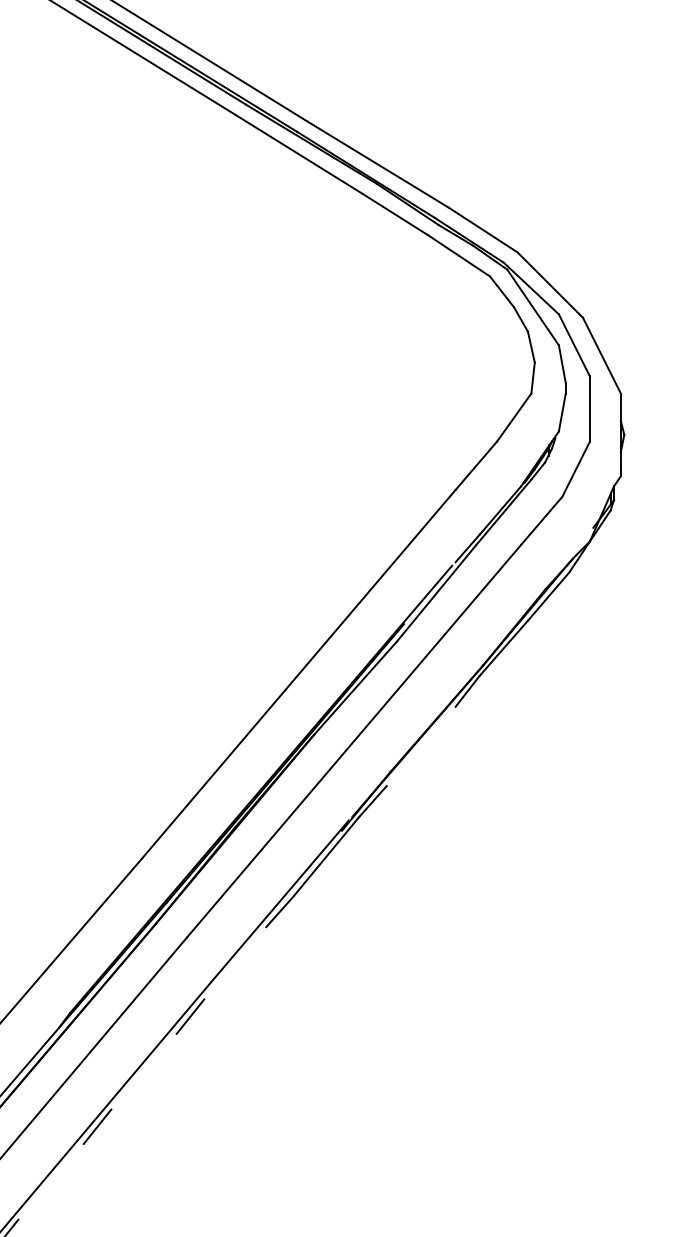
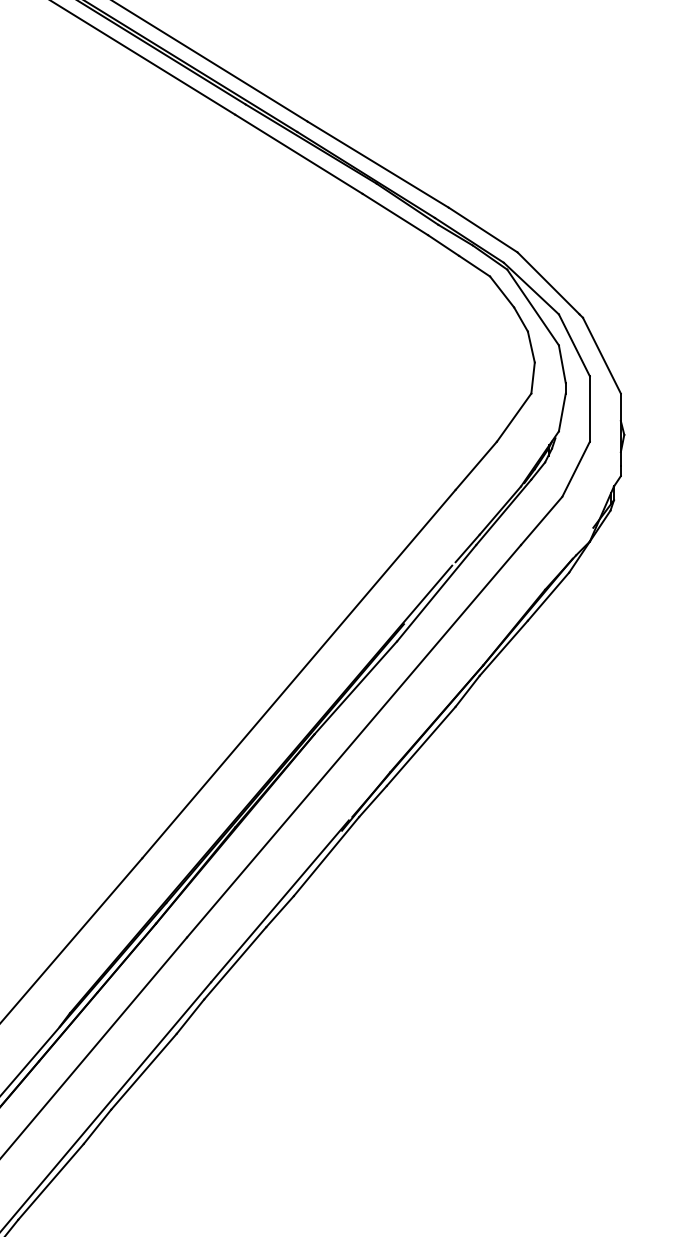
line: none -> present (420, 745)
line: none -> present (235, 963)
line: none -> present (143, 1071)
line: none -> present (50, 1181)
